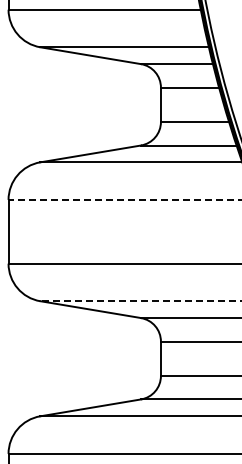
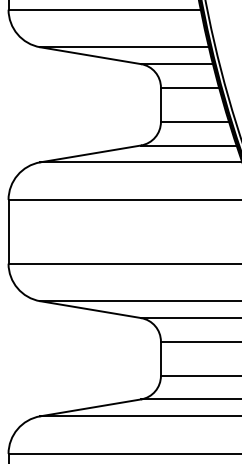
line: dashed -> solid (124, 199)
line: dashed -> solid (141, 301)
